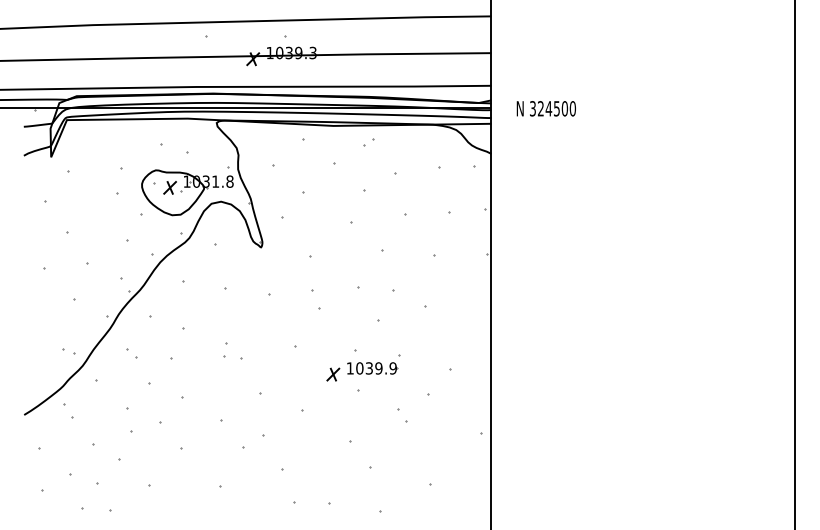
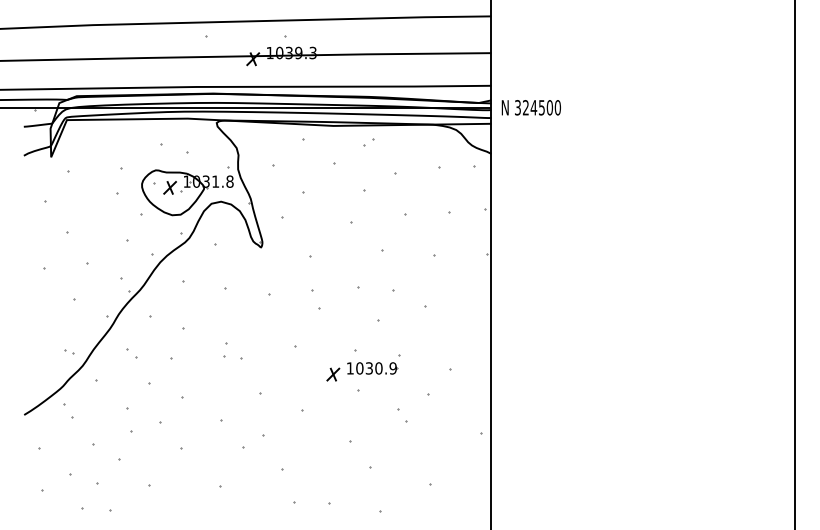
text position: (545, 108) -> (530, 107) (530, 107)
part size: 14x7 px -> 11x6 px (69, 351)
text: 1039.9 -> 1030.9 (378, 368)
